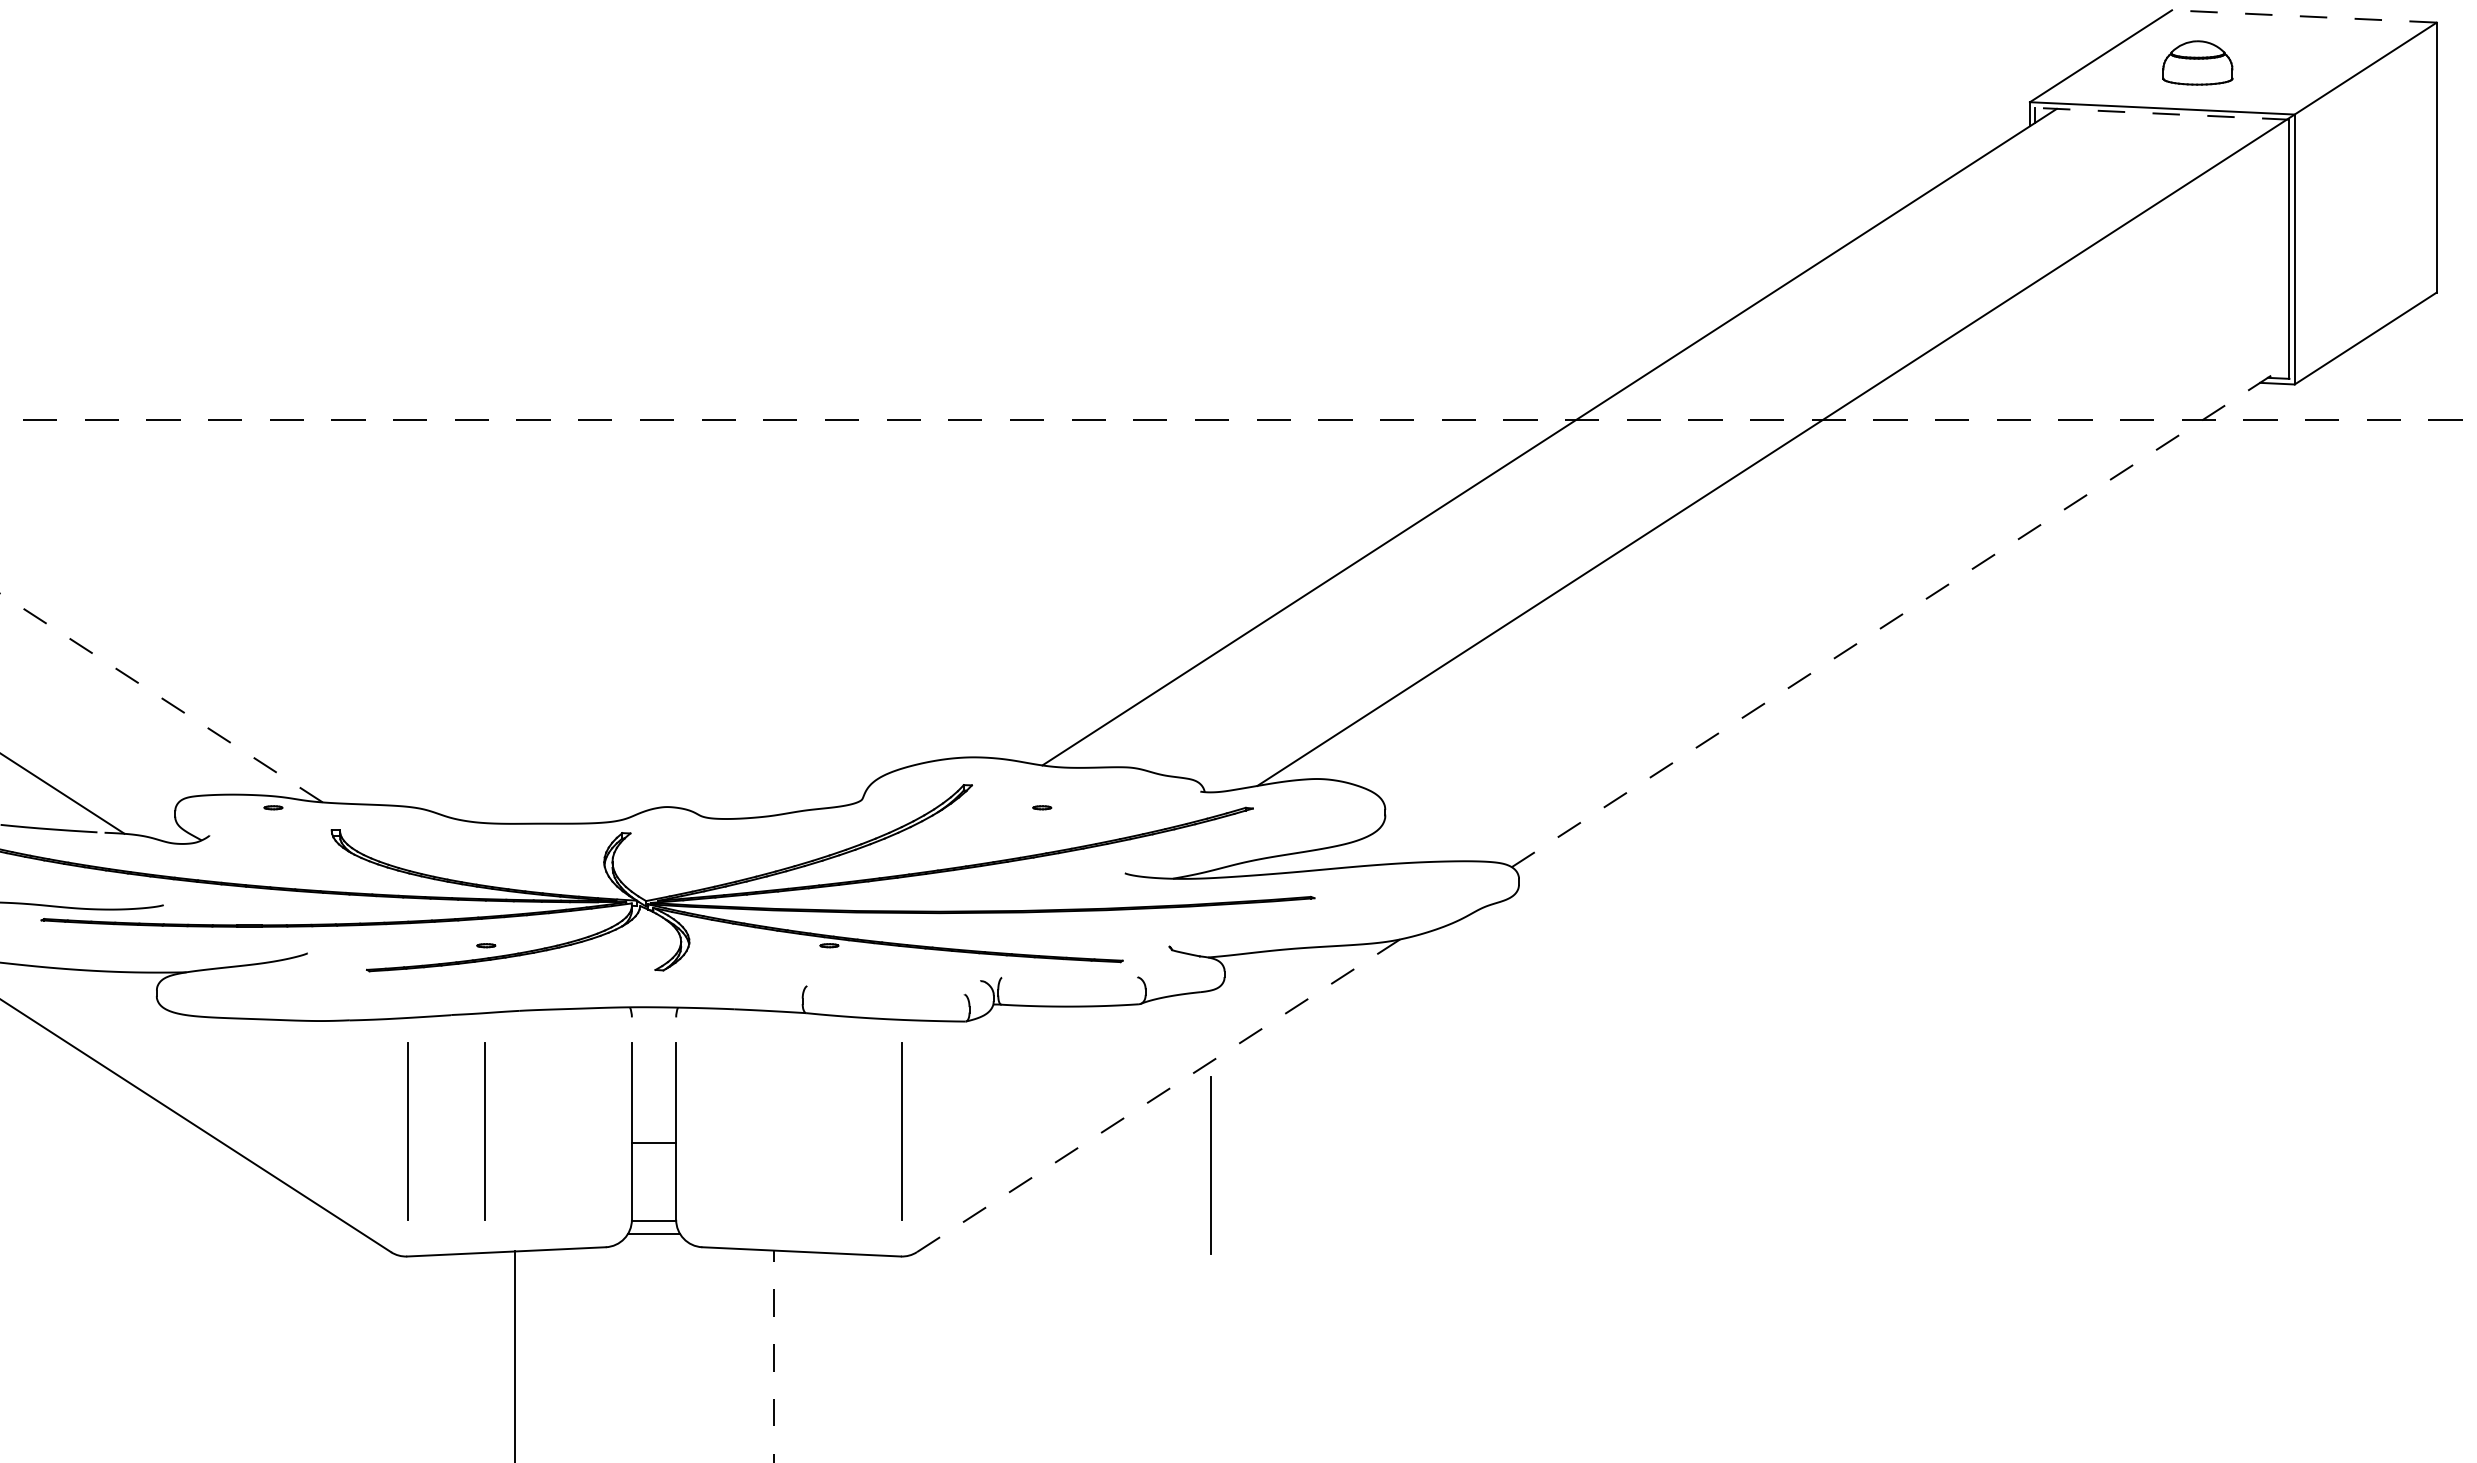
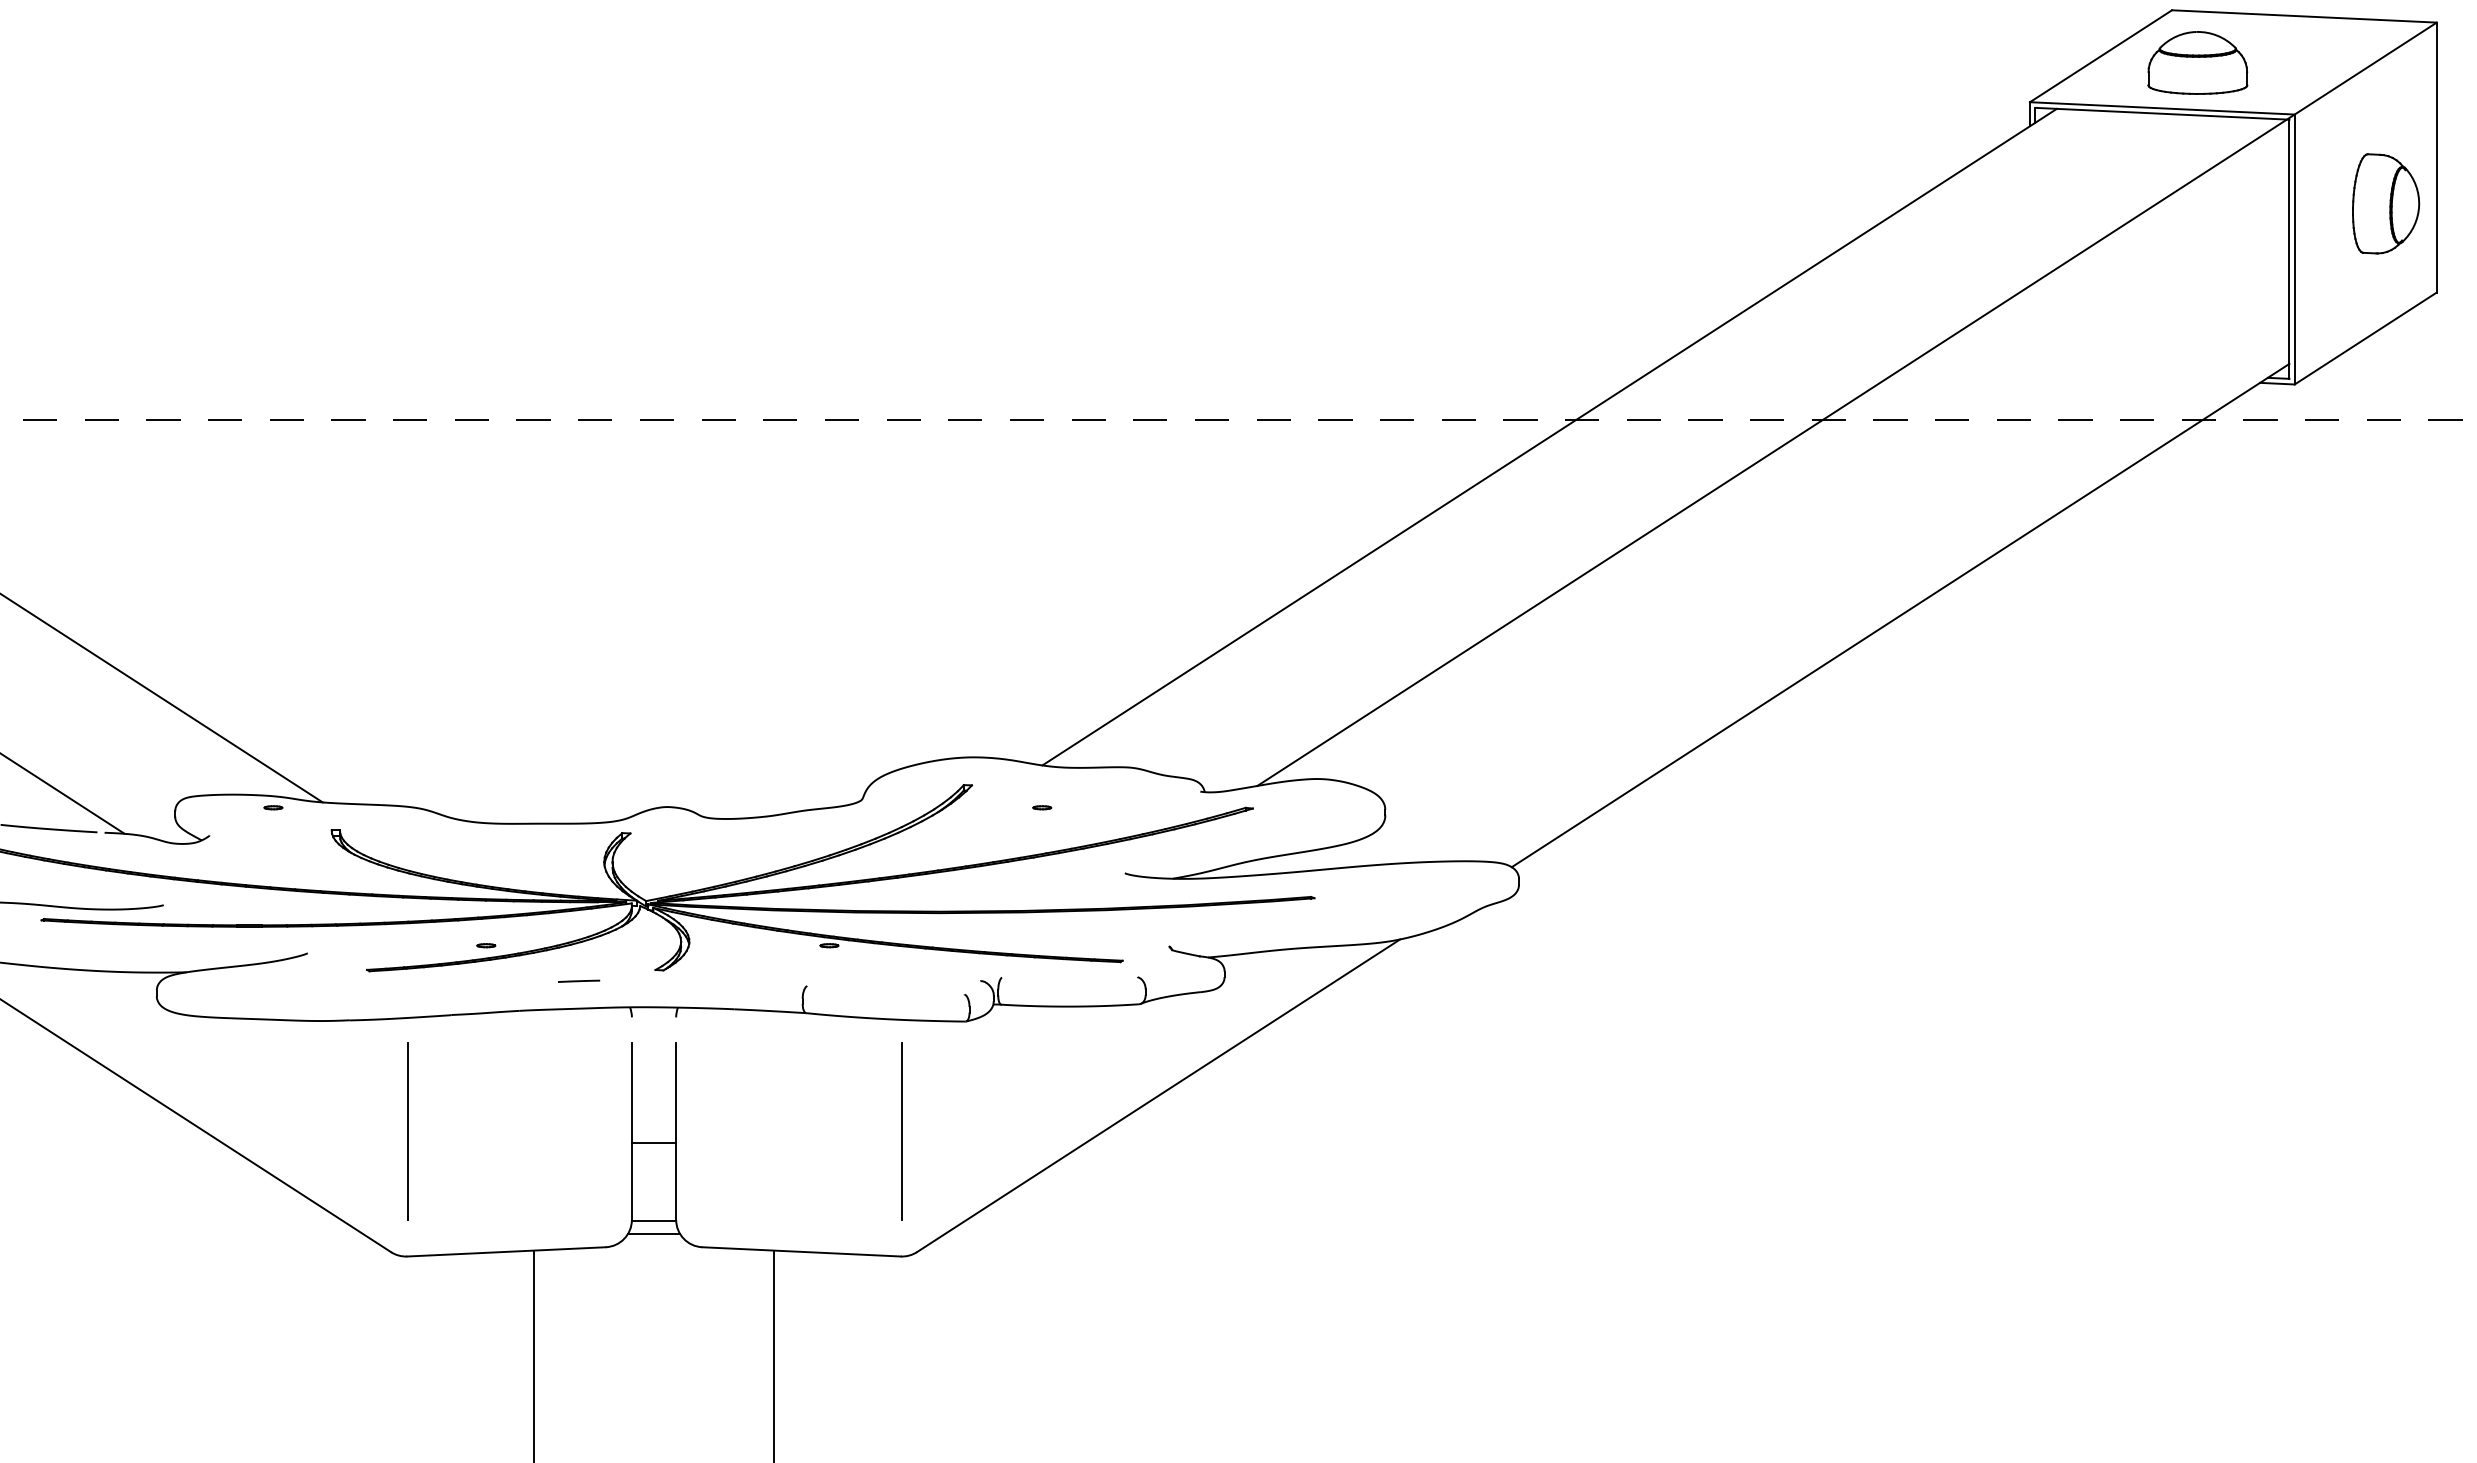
line: dashed -> solid (2304, 16)
part size: 72x46 px -> 102x64 px (2197, 62)
line: dashed -> solid (2161, 113)
part: none -> present (2386, 203)
line: dashed -> solid (1901, 615)
line: dashed -> solid (161, 698)
line: none -> present (579, 980)
line: dashed -> solid (1158, 1095)
line: present -> none (484, 1131)
line: present -> none (1210, 1165)
line position: (514, 1354) -> (533, 1354) (533, 1354)
line: dashed -> solid (774, 1356)
